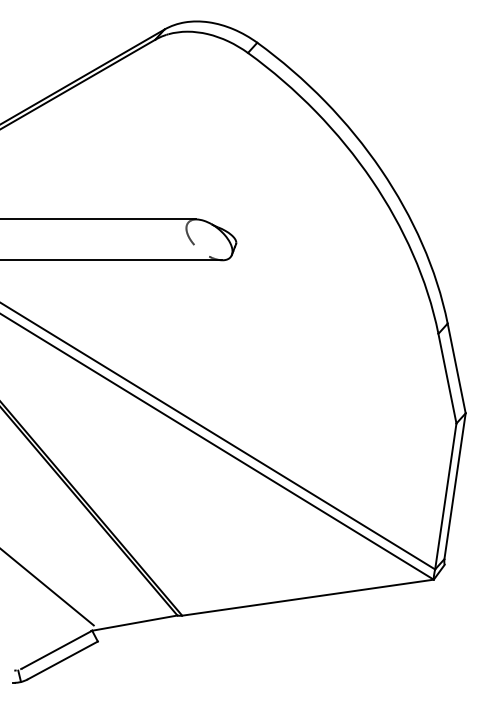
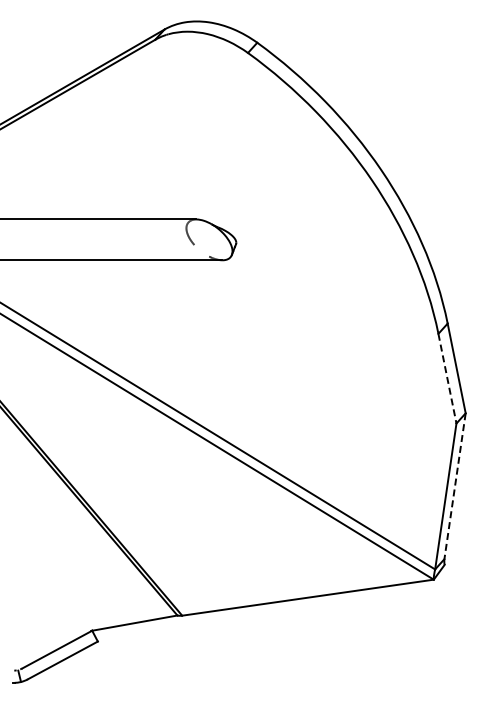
line: solid -> dashed (447, 378)
line: solid -> dashed (455, 486)
line: present -> none (47, 587)
